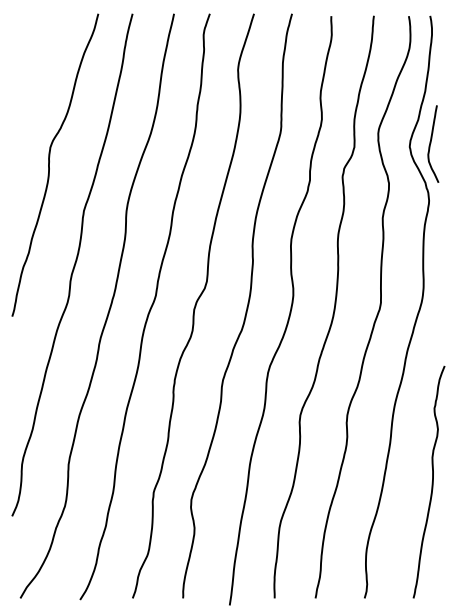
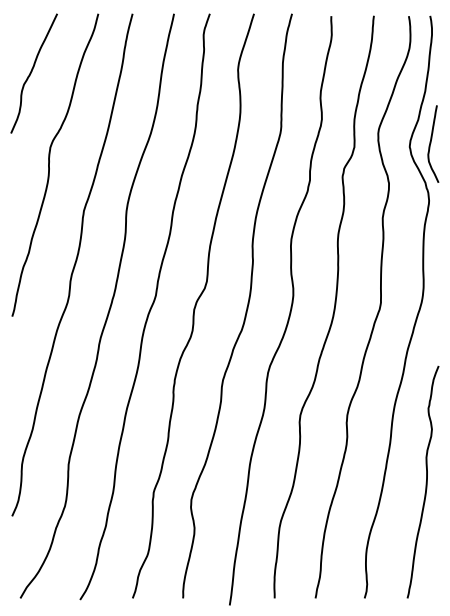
curve: none -> present (31, 73)
curve position: (431, 482) -> (425, 482) (425, 482)
